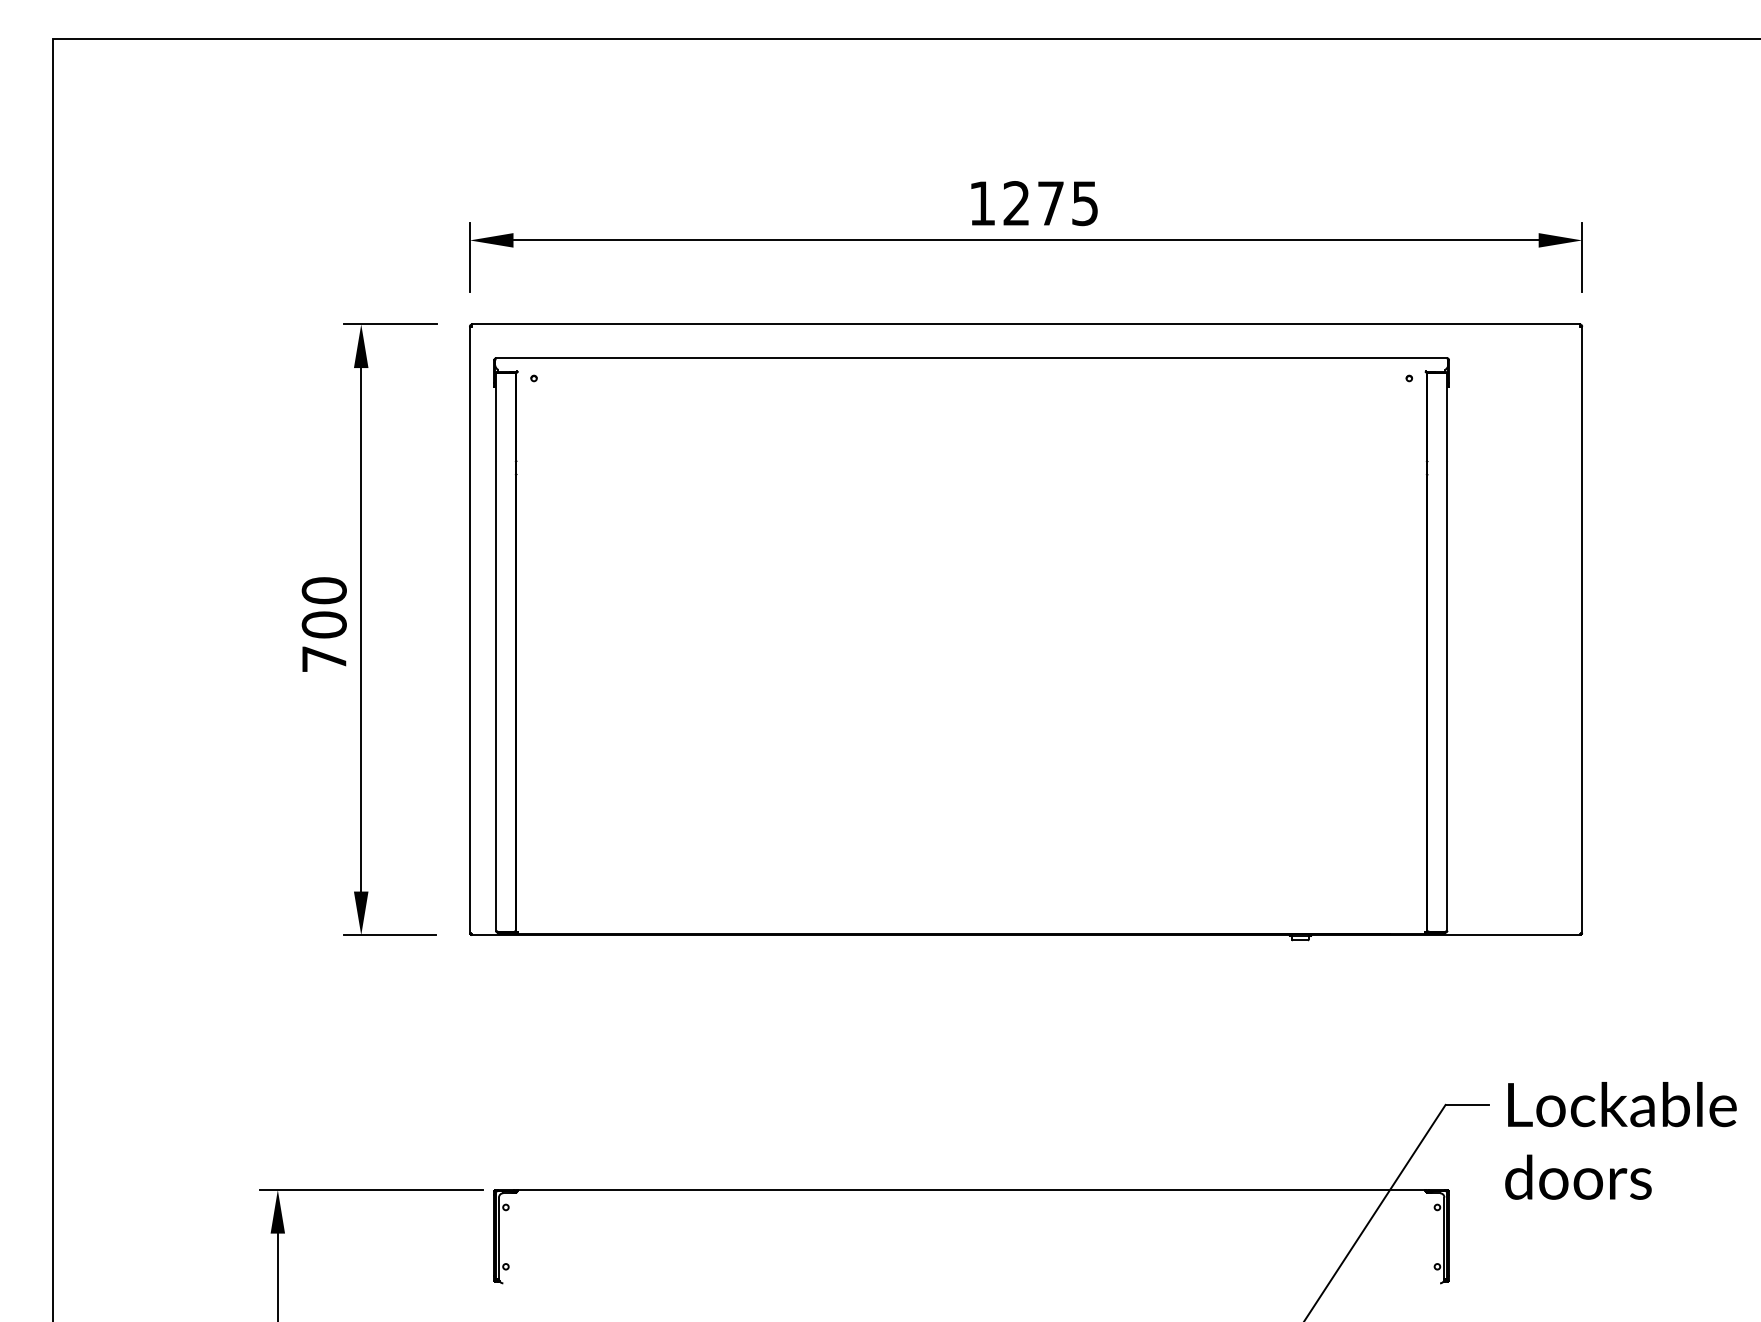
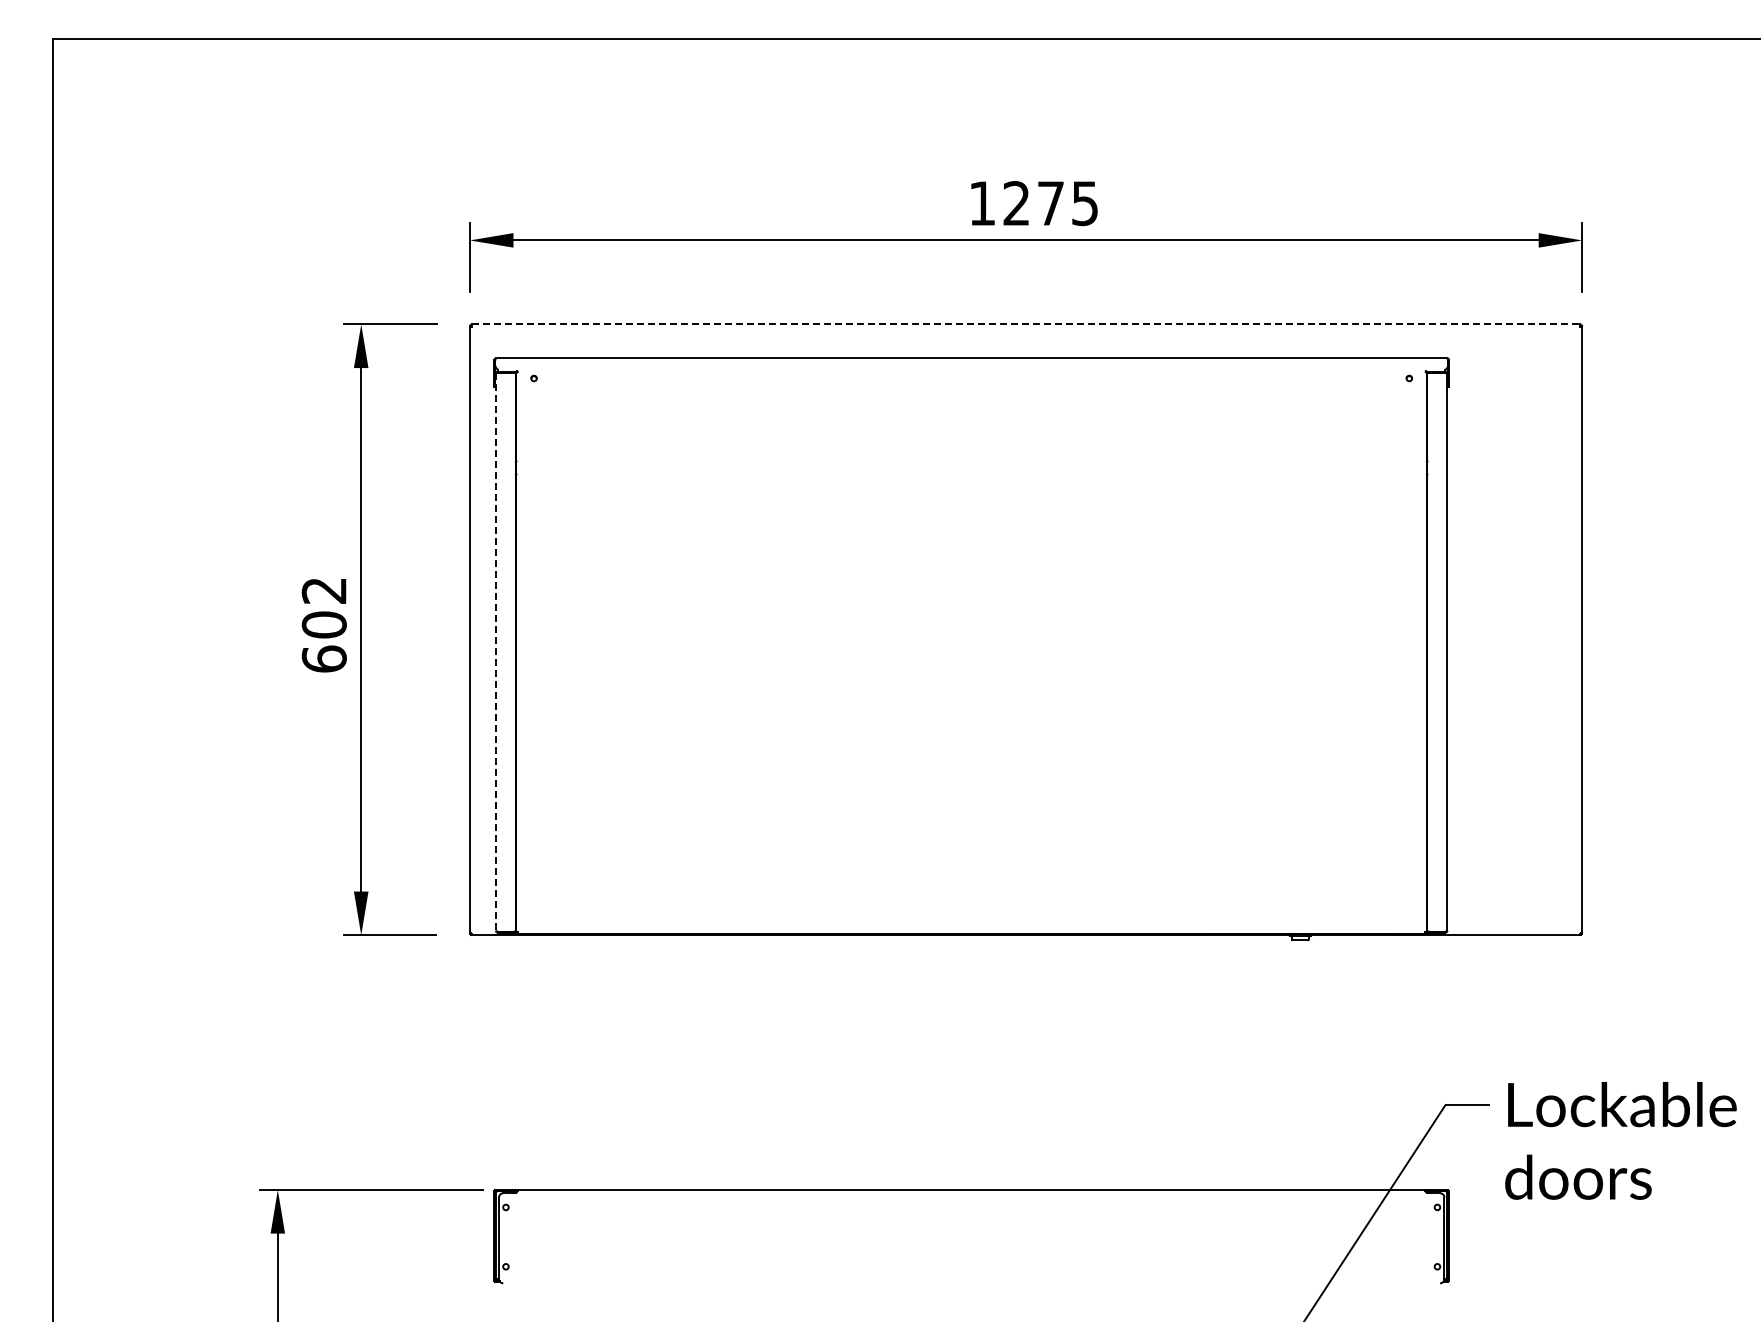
line: solid -> dashed (1026, 324)
text: 700 -> 602 (323, 624)
line: solid -> dashed (496, 652)
